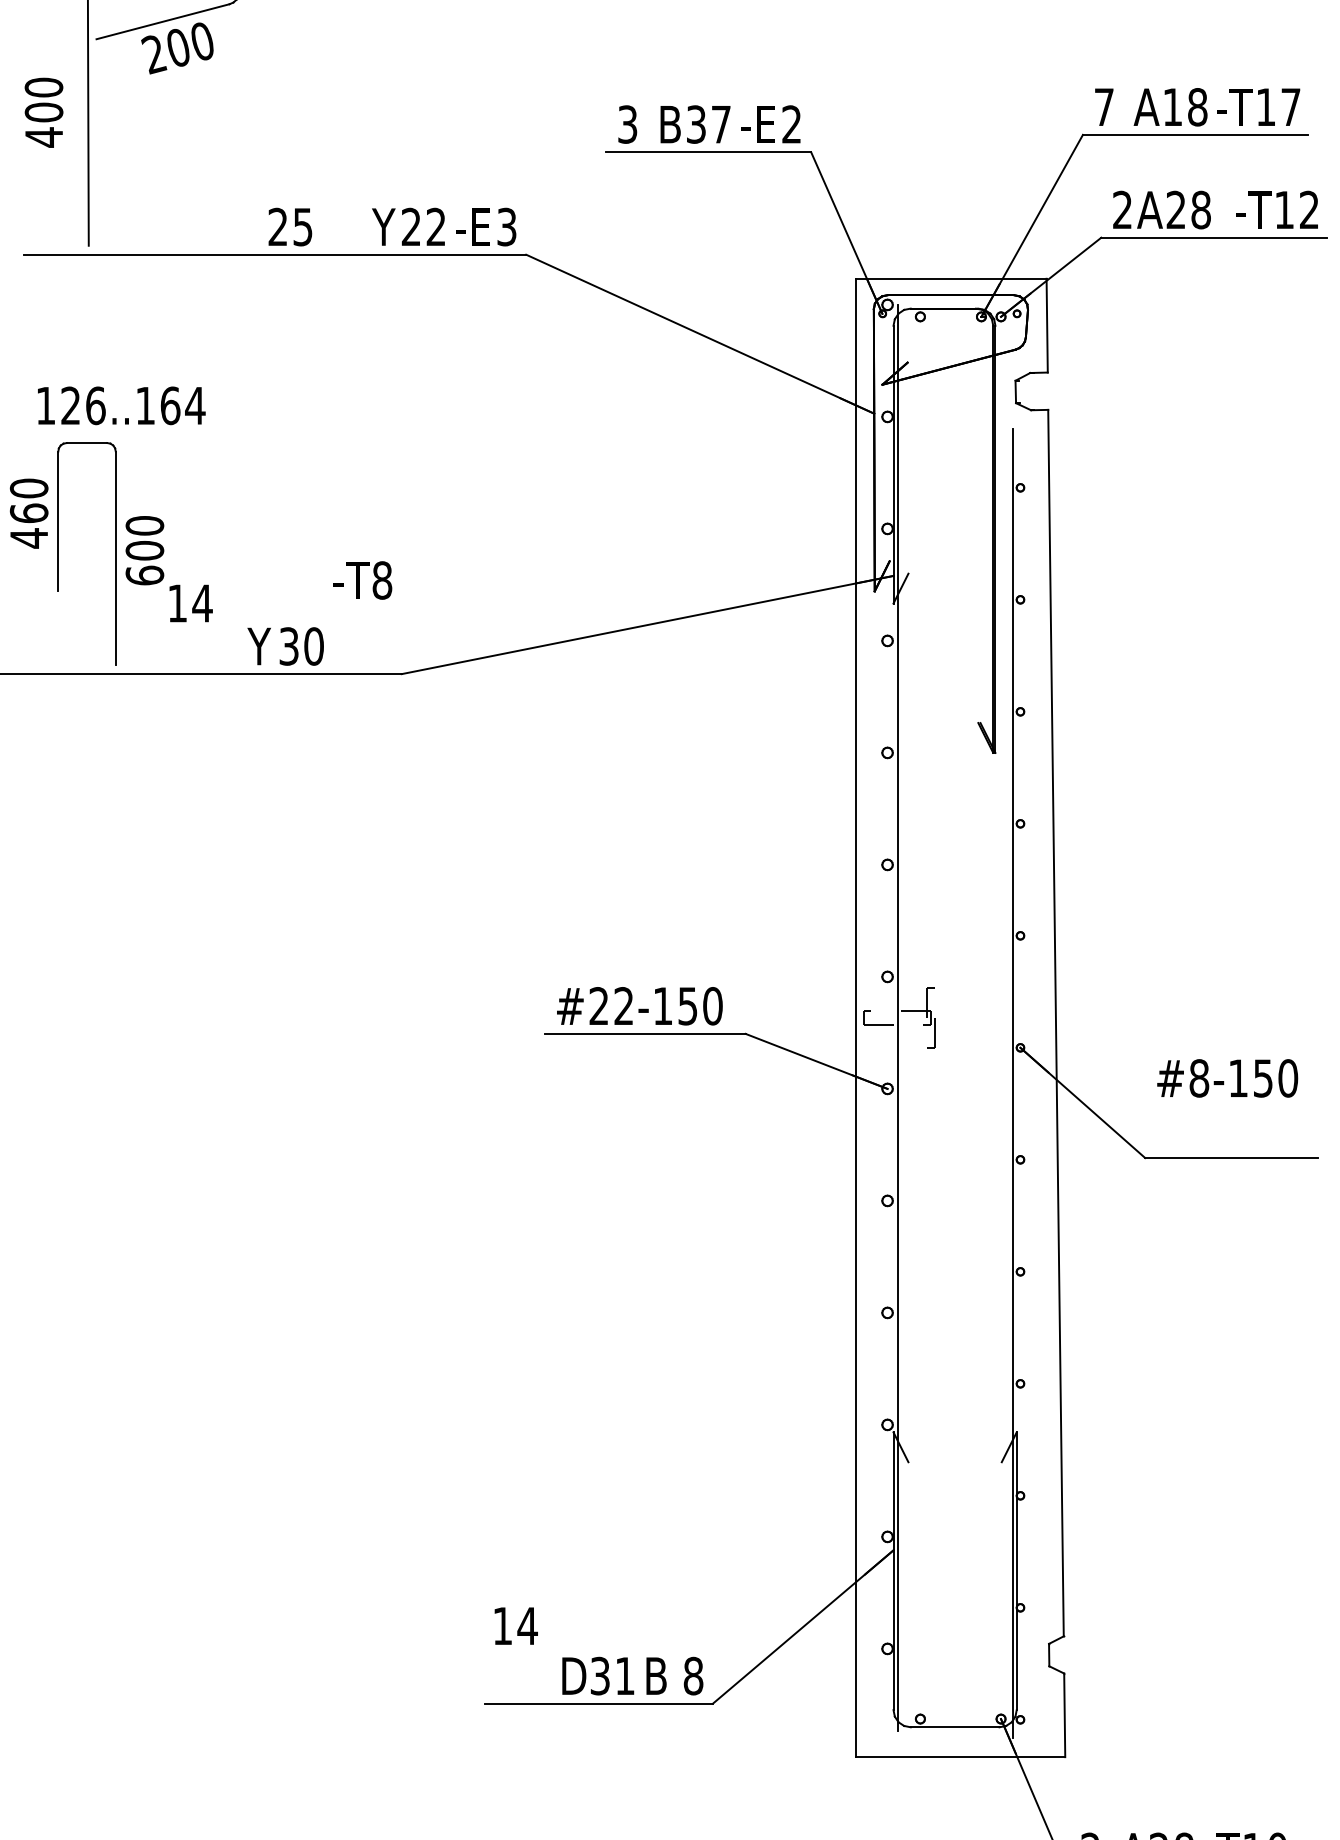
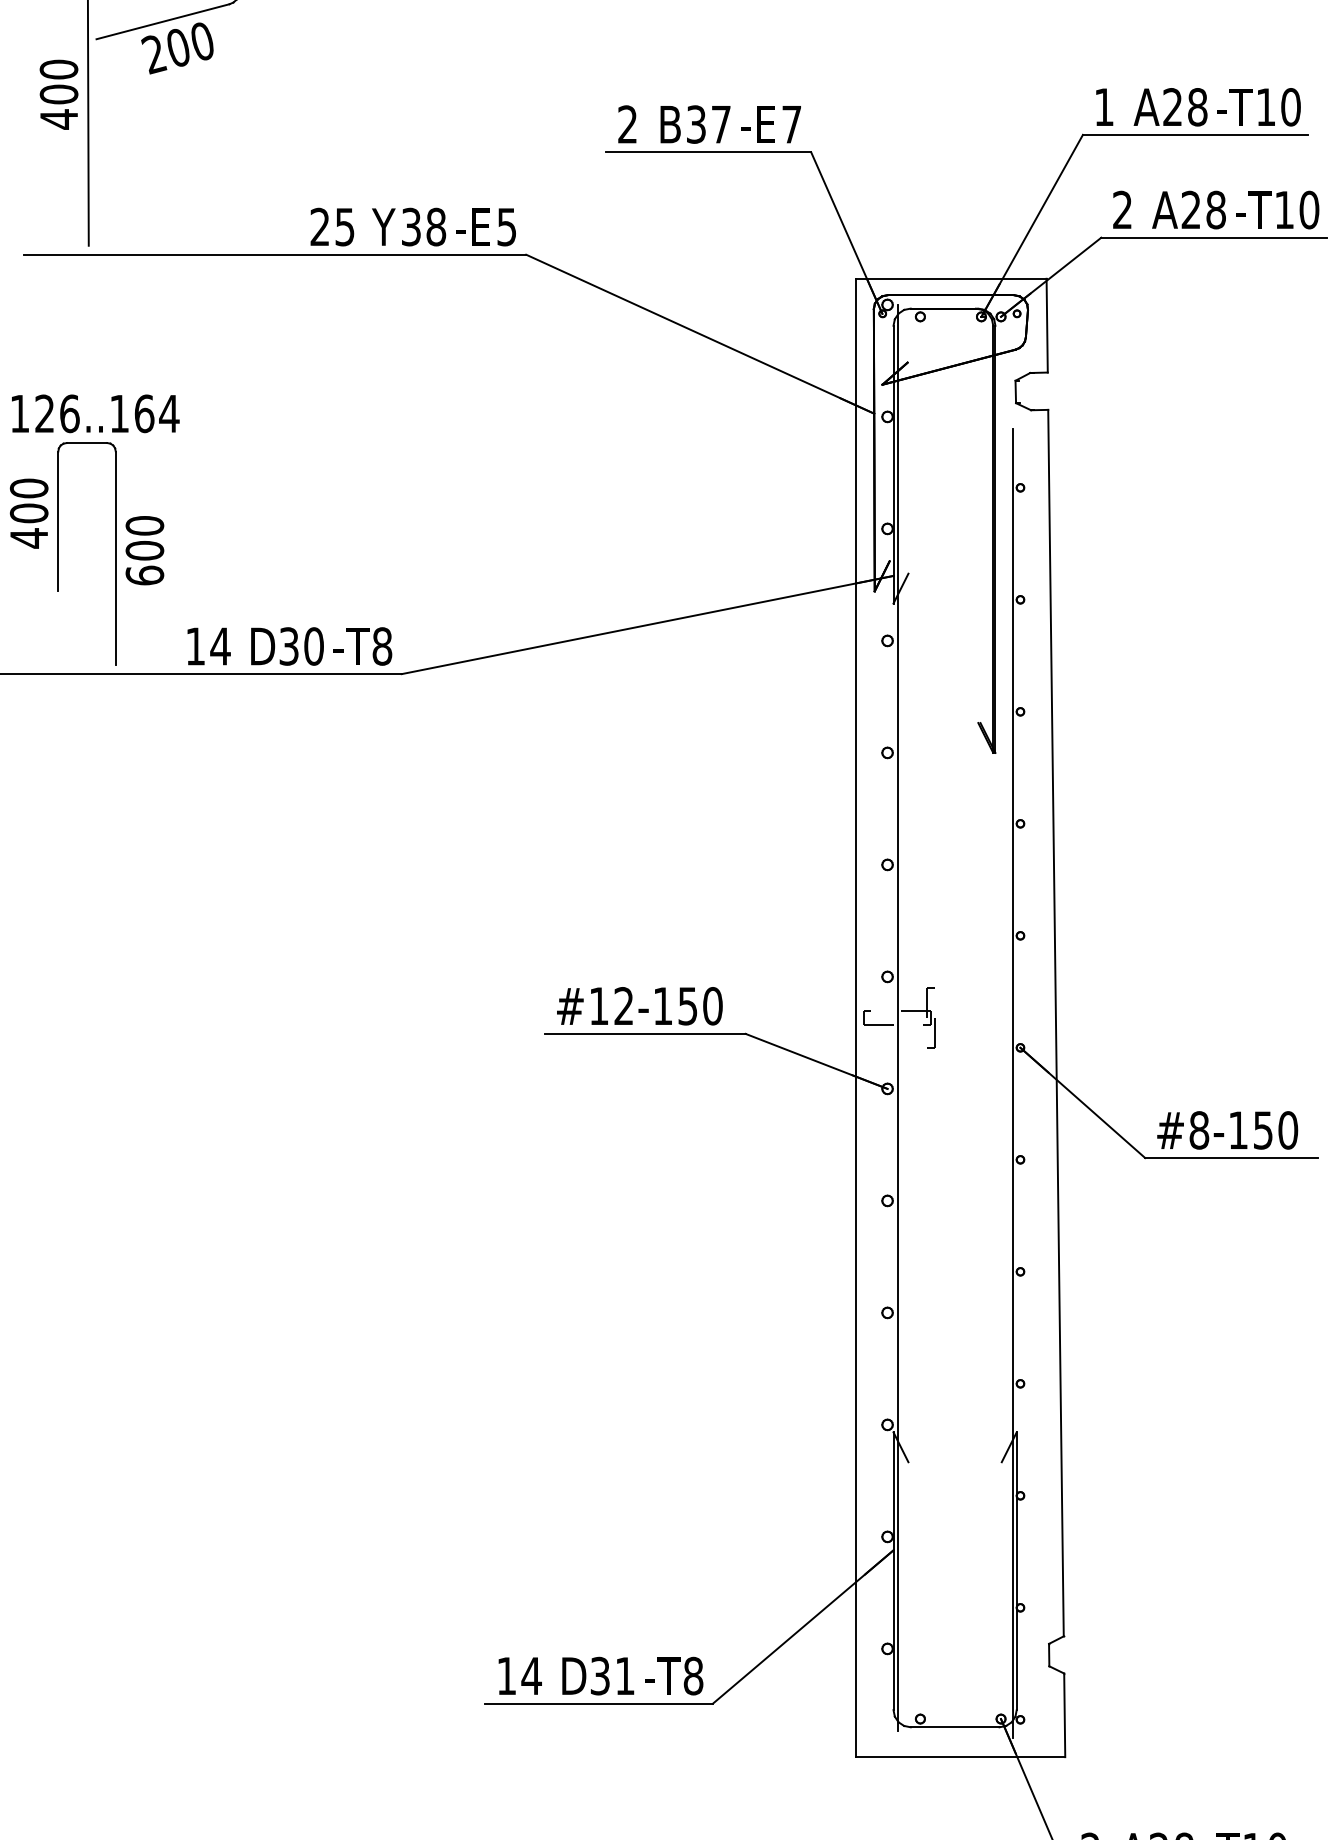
text: 7 -> 1 (1104, 106)
text: 18 -> 28 (1172, 106)
text: 17 -> 10 (1290, 107)
text position: (43, 112) -> (58, 94) (58, 94)
text: 3 -> 2 (627, 124)
text: 2 -> 7 (791, 124)
text position: (1173, 209) -> (1188, 209) (1188, 209)
text: 12 -> 10 (1309, 209)
text position: (290, 226) -> (332, 226) (332, 226)
text: 22 -> 38 (423, 226)
text: 3 -> 5 (507, 226)
text position: (121, 405) -> (95, 413) (95, 413)
text: 460 -> 400 (28, 513)
text position: (362, 580) -> (362, 646) (362, 646)
text position: (190, 603) -> (208, 646) (208, 646)
text: Y -> D (261, 646)
text: #22-150 -> #12-150 (598, 1005)
text position: (1227, 1078) -> (1227, 1130) (1227, 1130)
text position: (515, 1625) -> (519, 1675) (519, 1675)
text: B -> -T (662, 1675)
